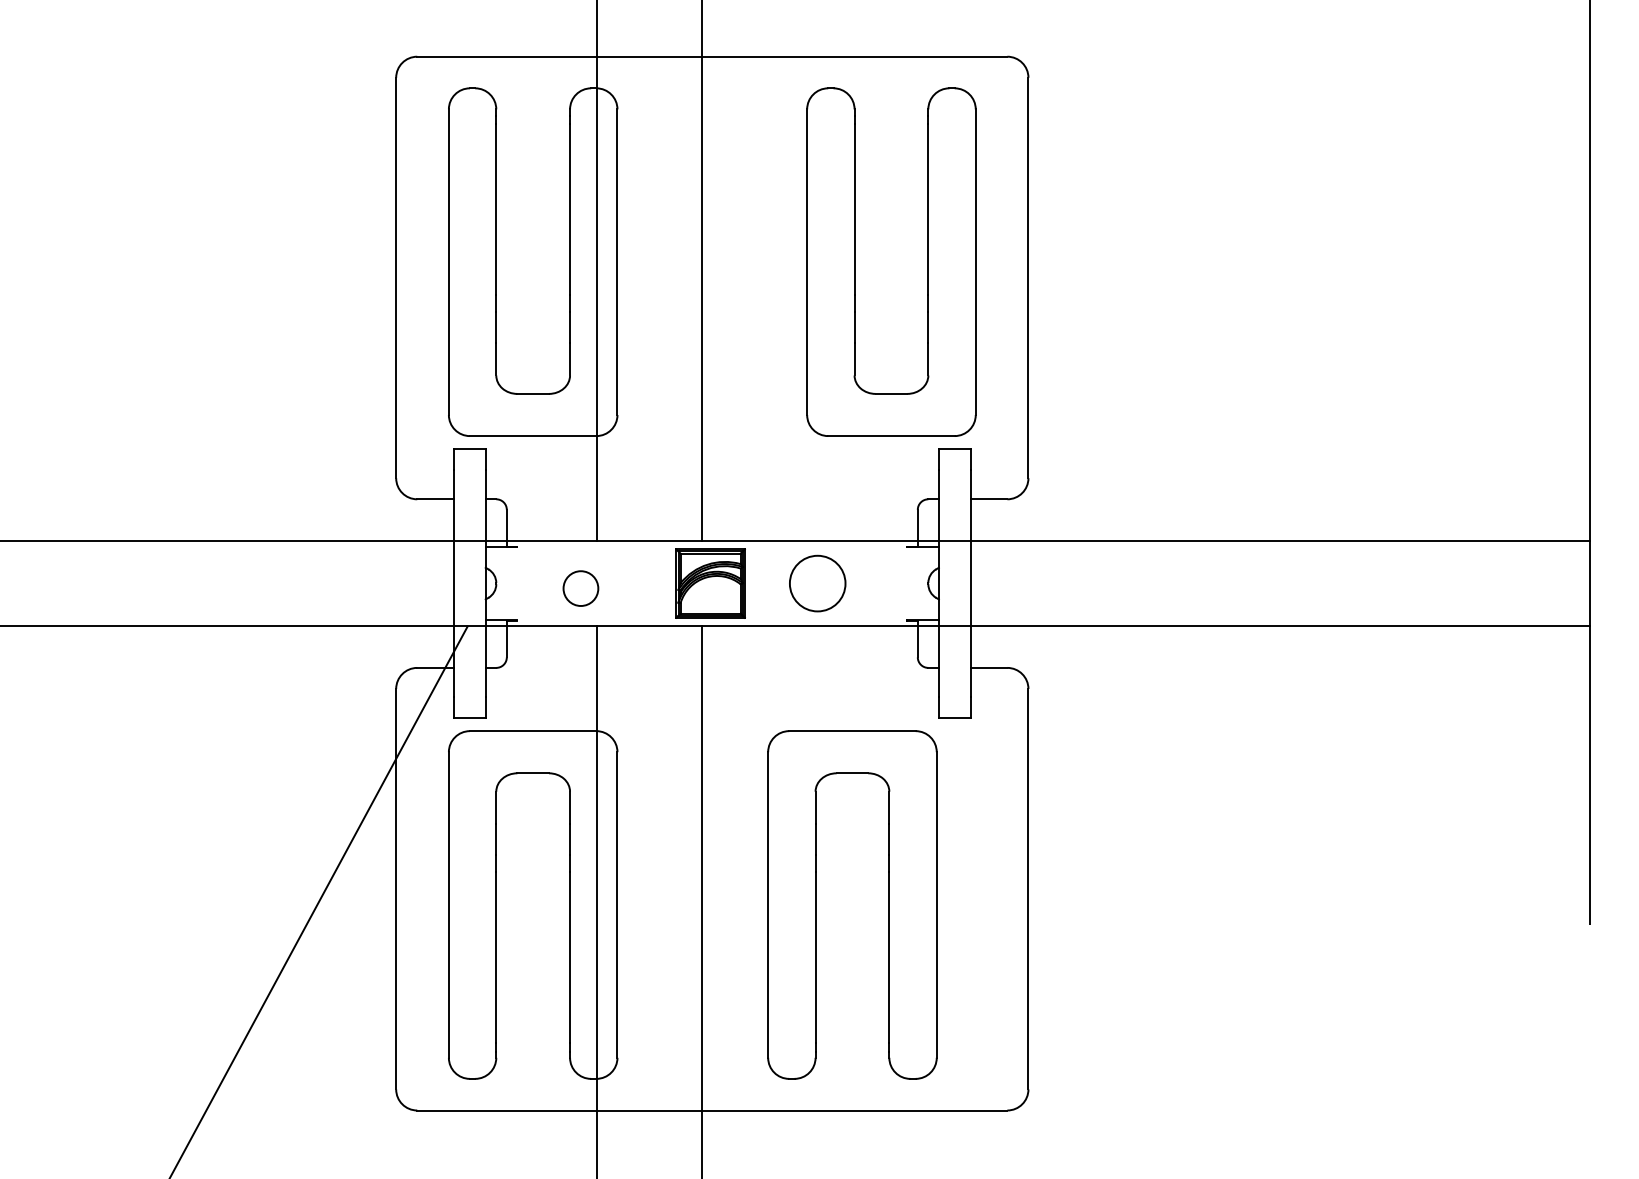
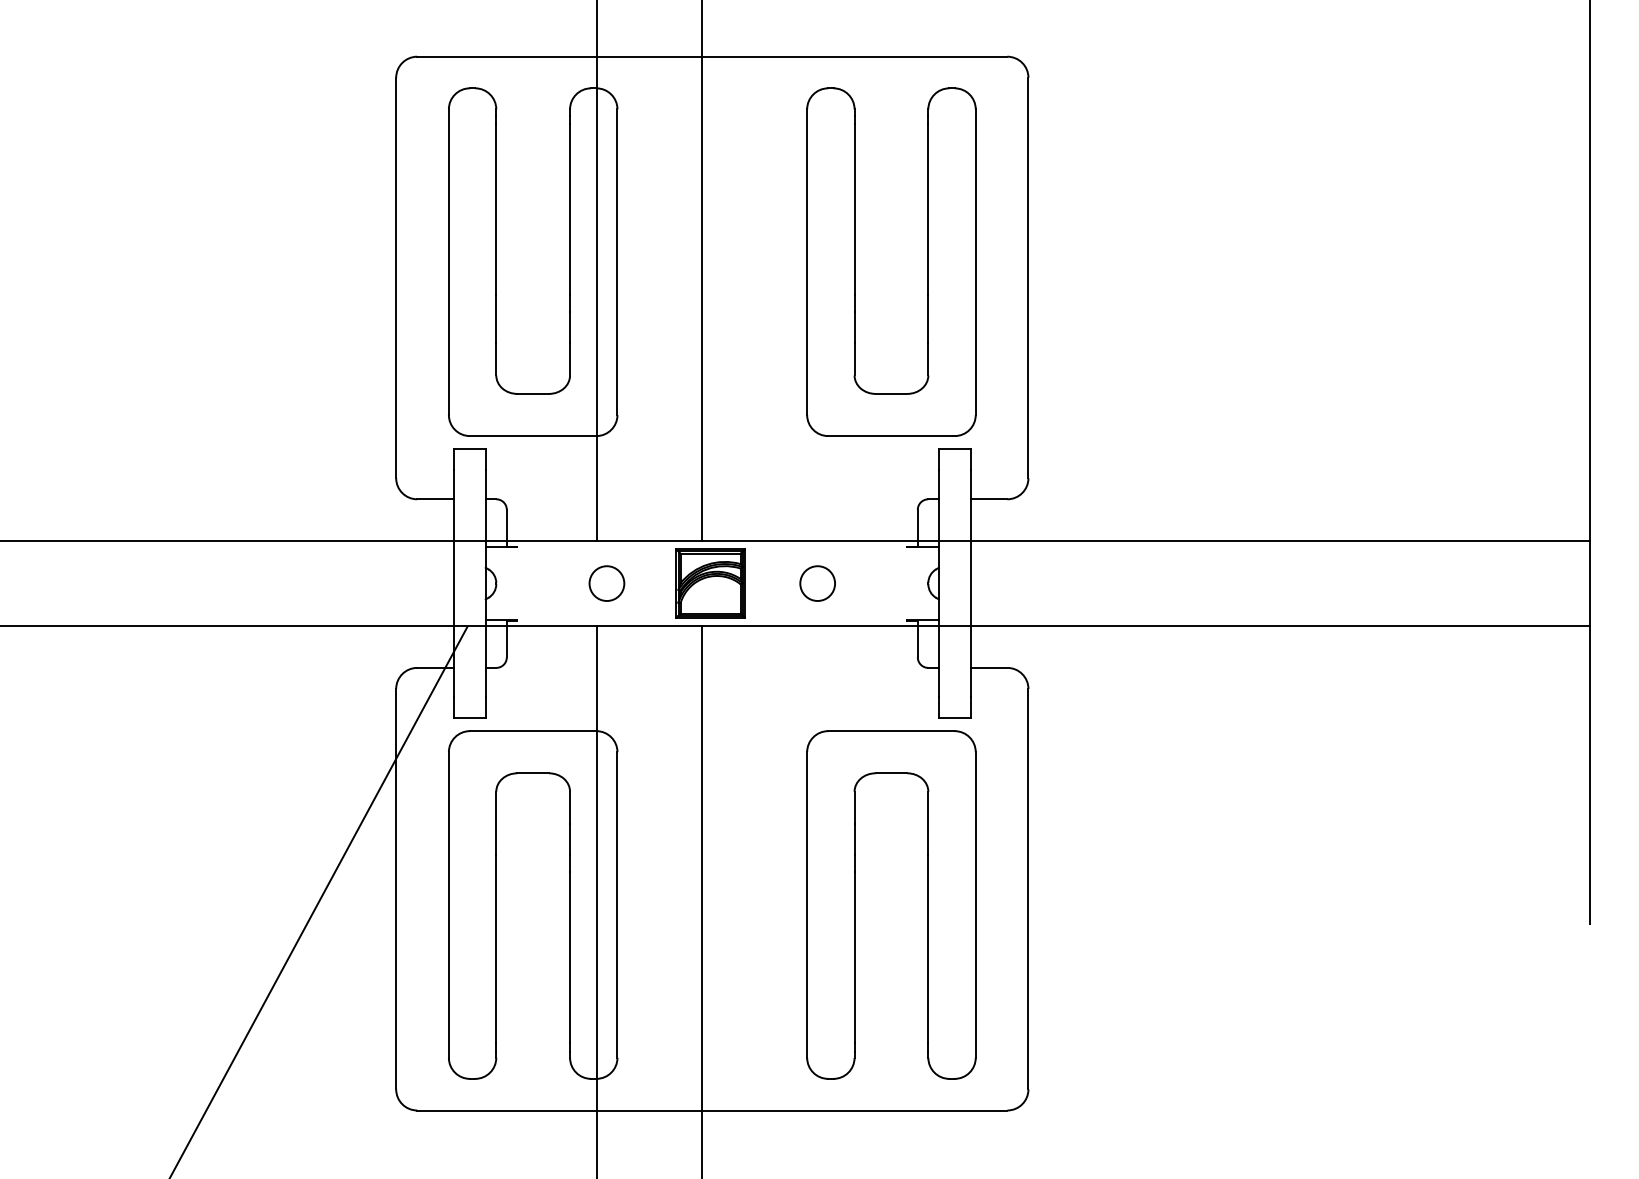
circle diameter: 56 px -> 35 px (817, 583)
circle position: (580, 588) -> (606, 583) (606, 583)
part position: (816, 904) -> (855, 904) (855, 904)
